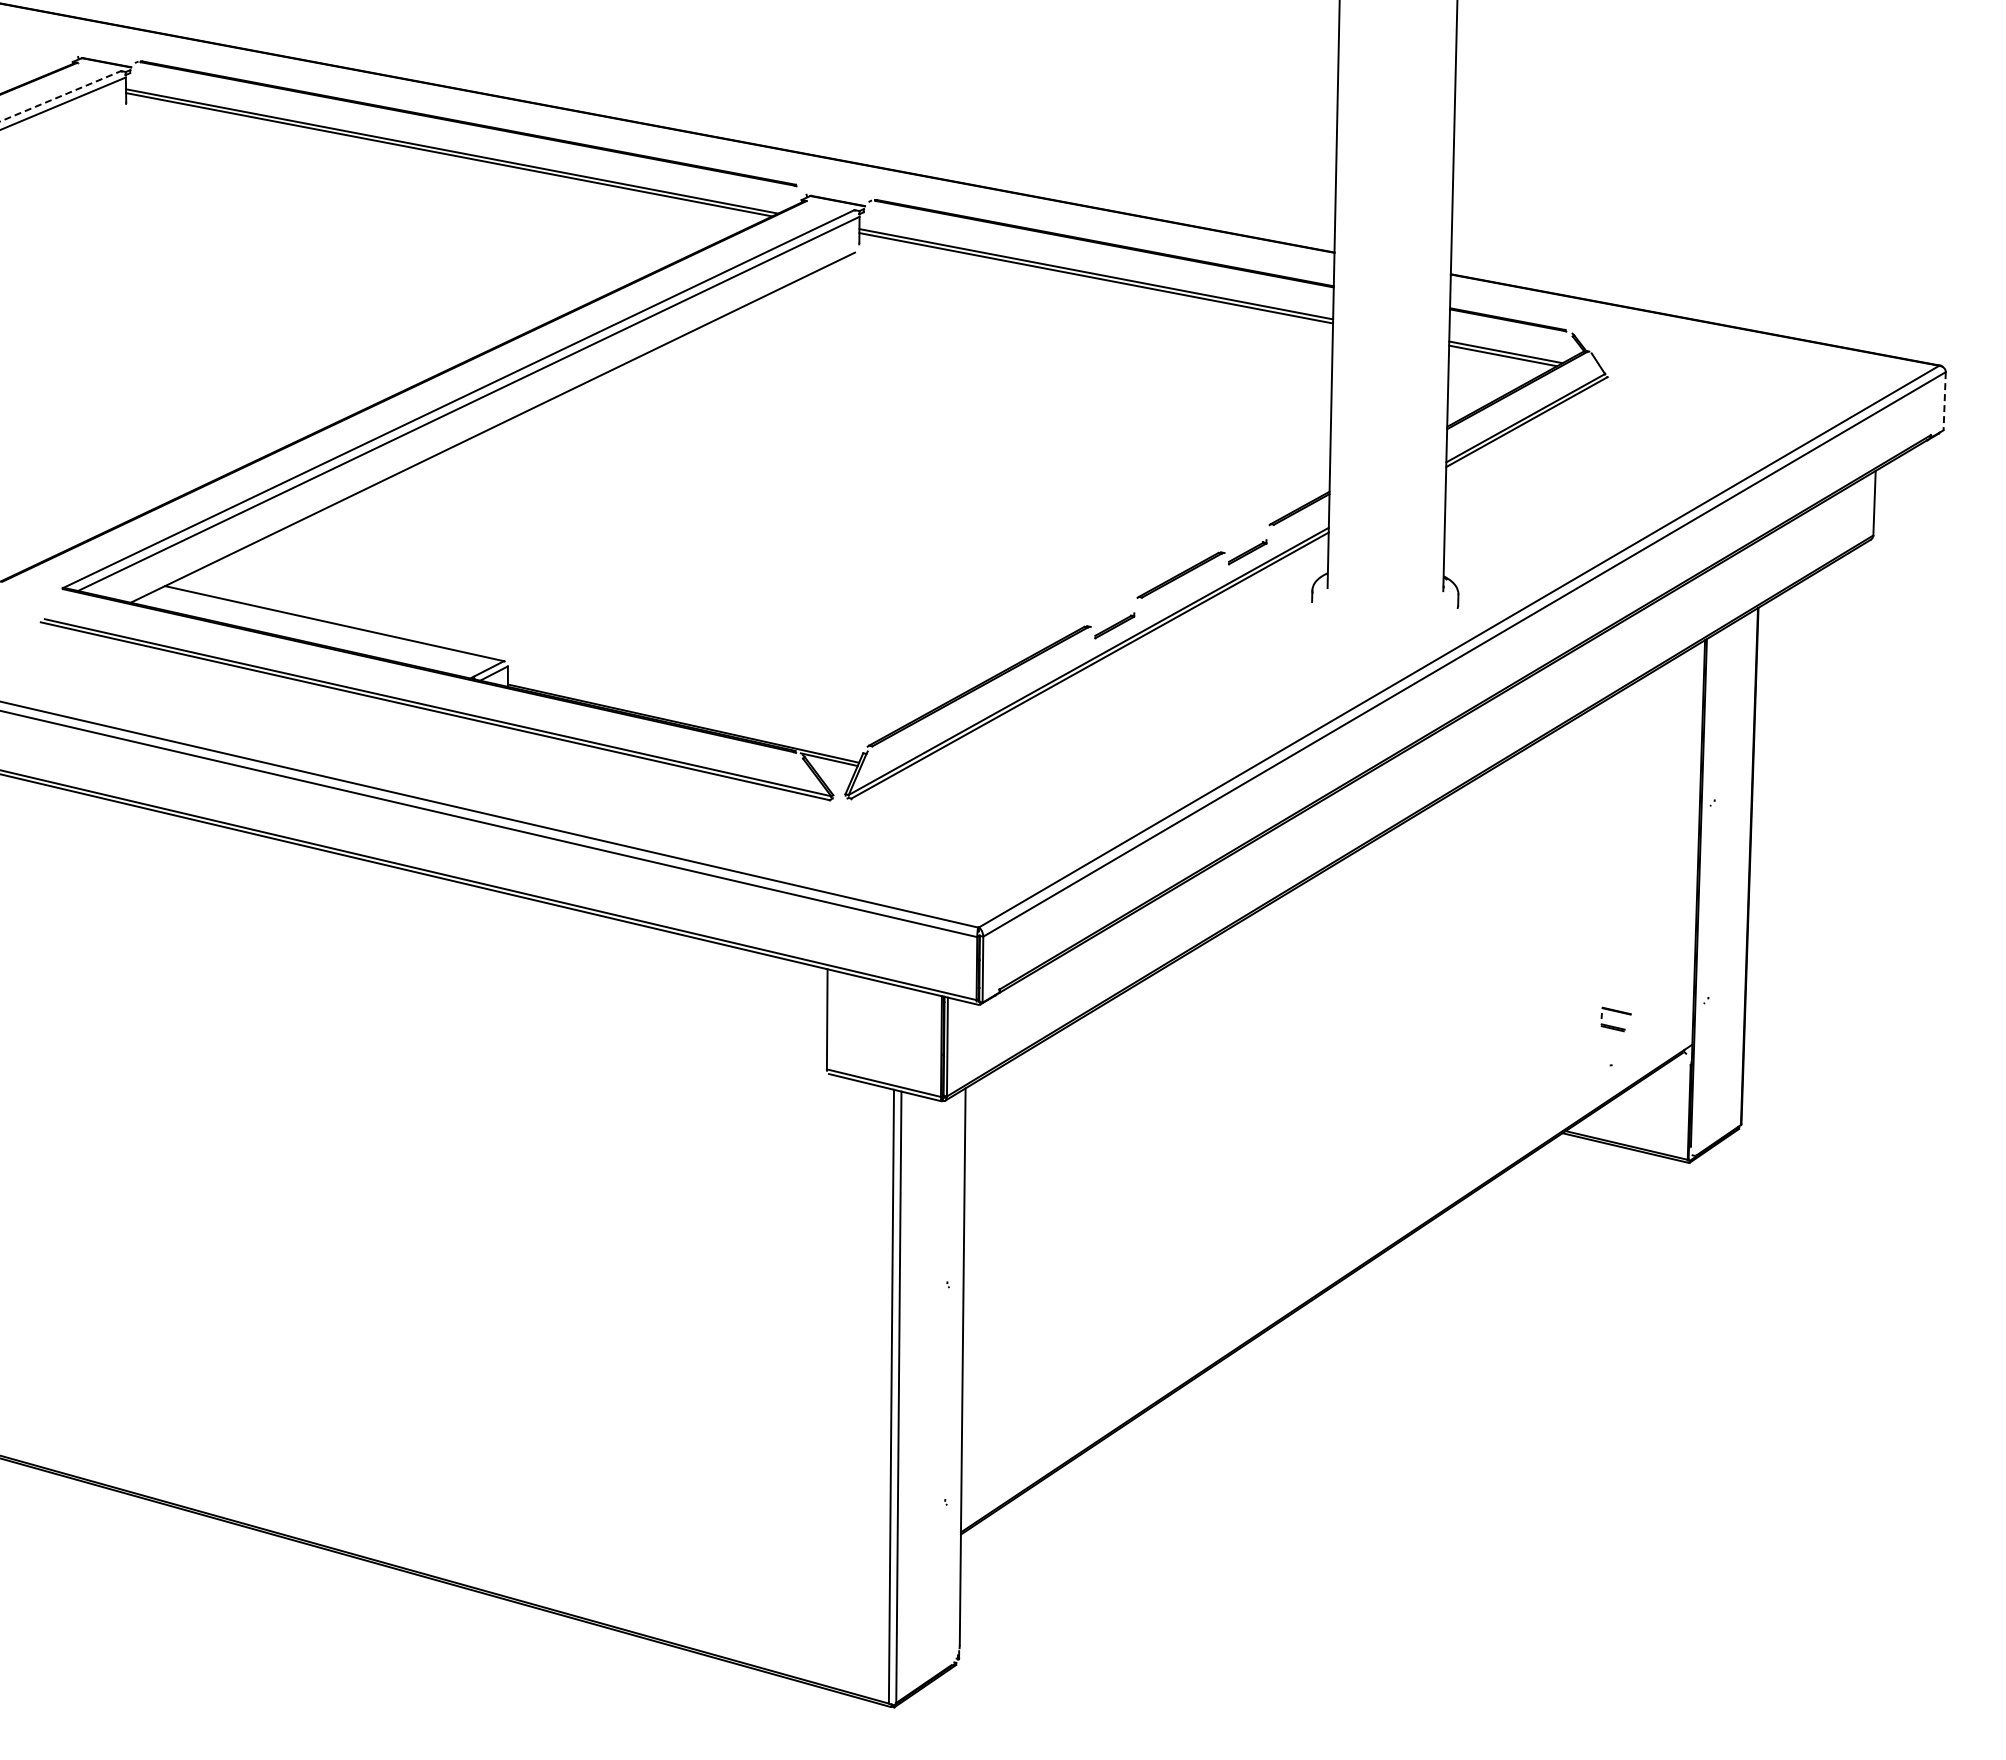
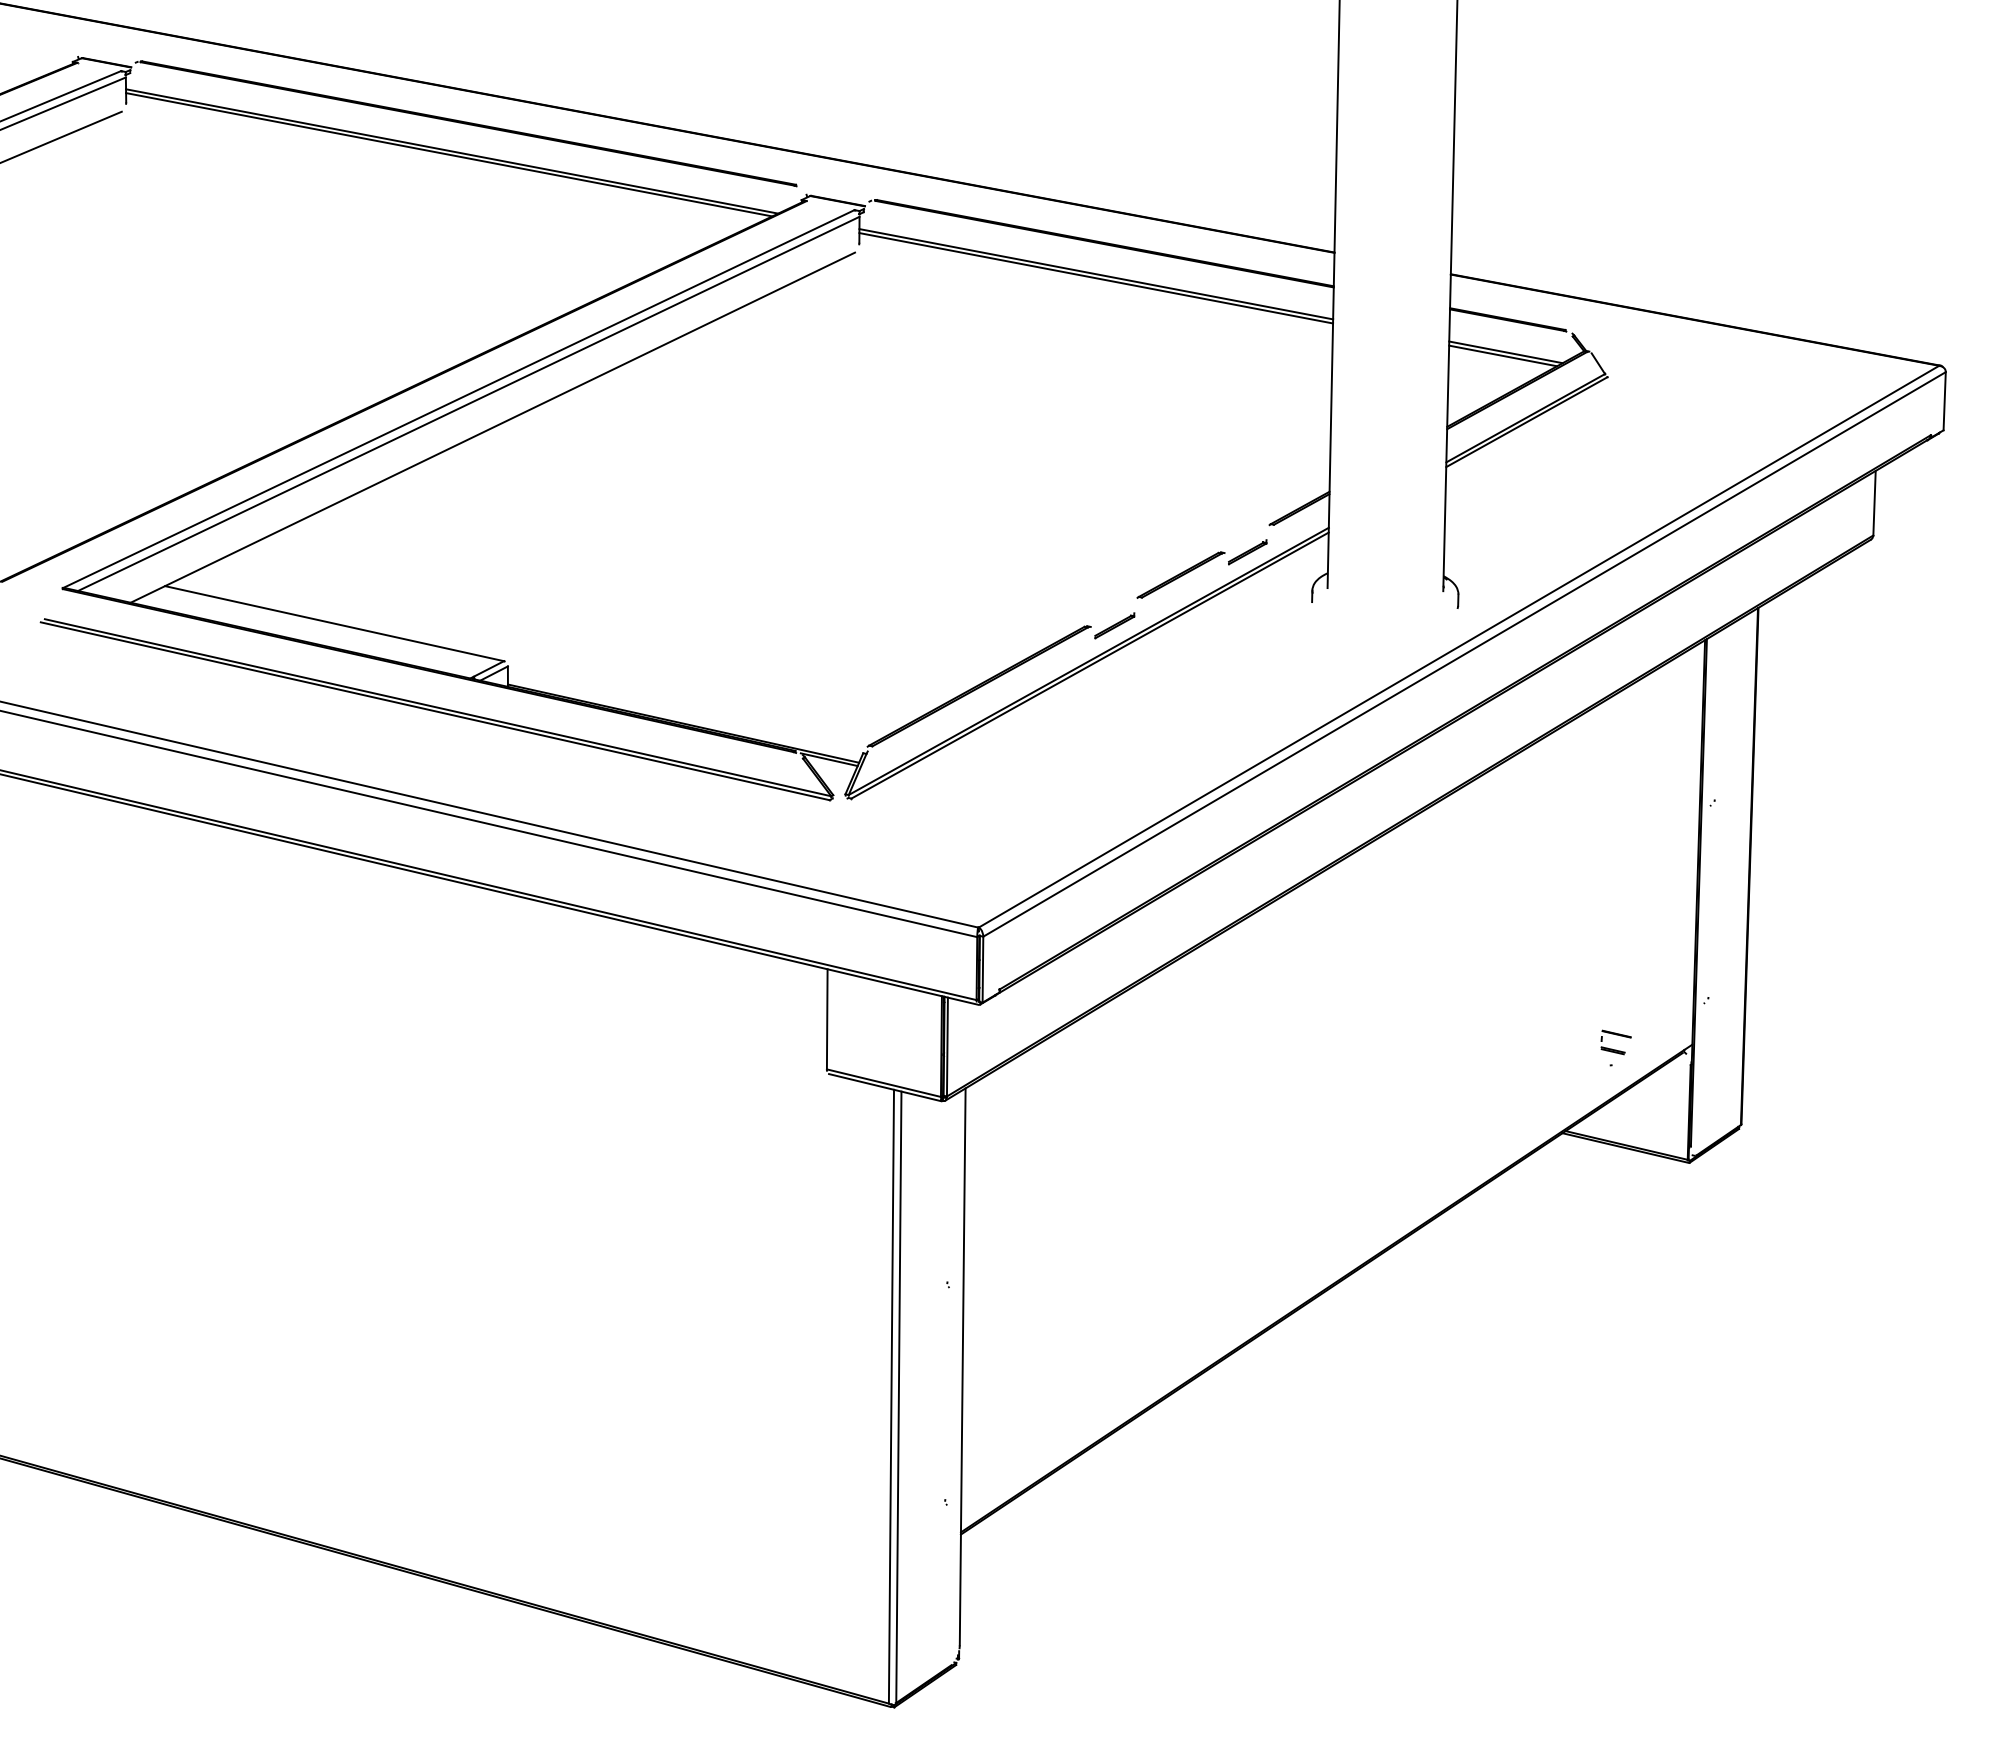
line: dashed -> solid (61, 96)
line: none -> present (61, 136)
line: dashed -> solid (1944, 401)
part position: (1612, 1025) -> (1612, 1048) (1612, 1048)
